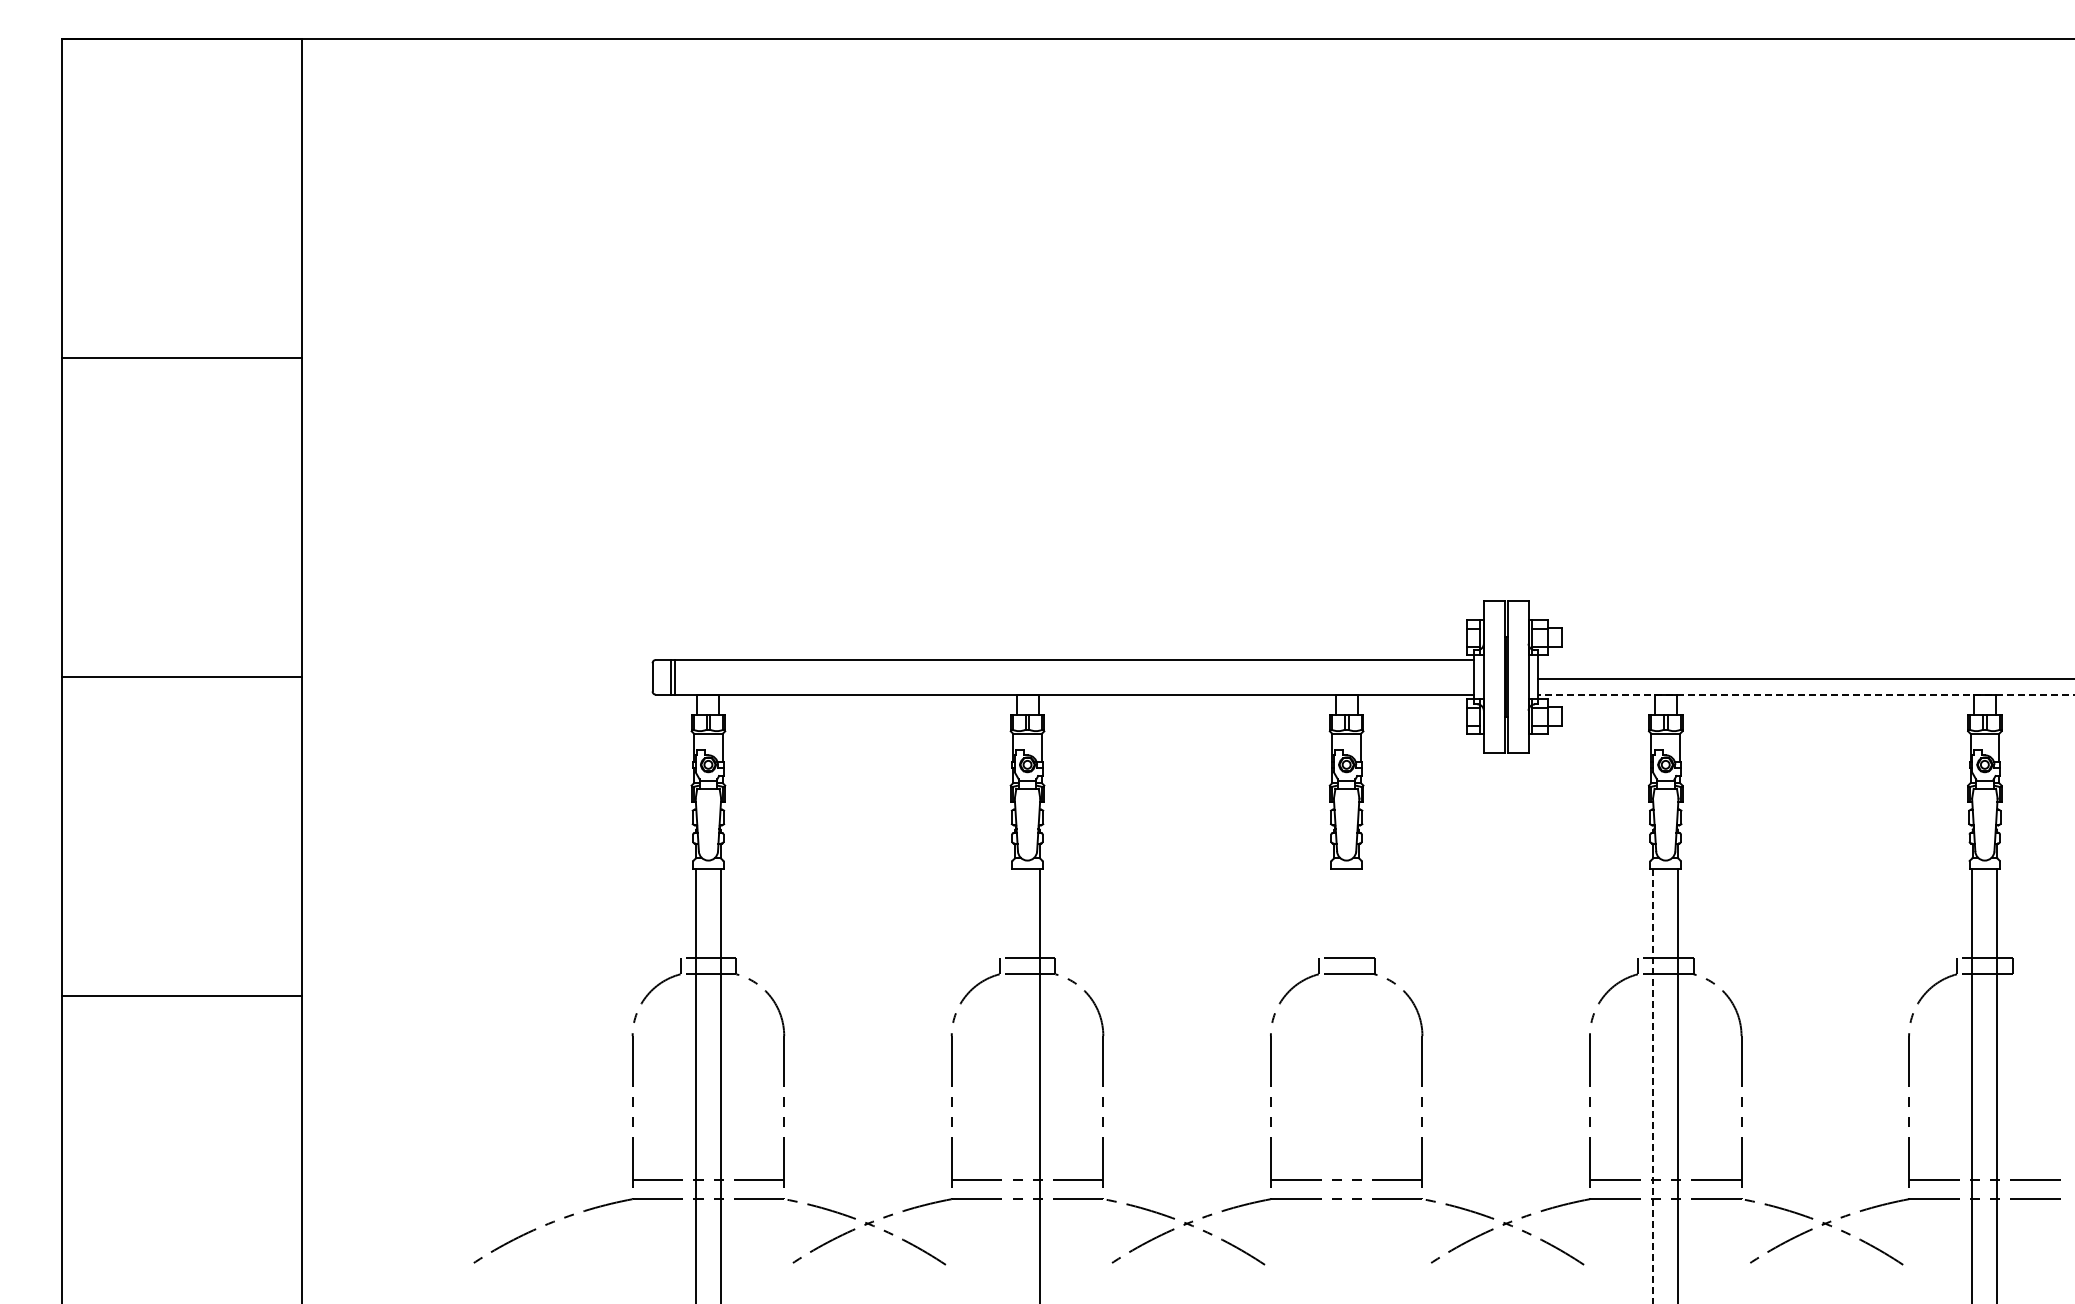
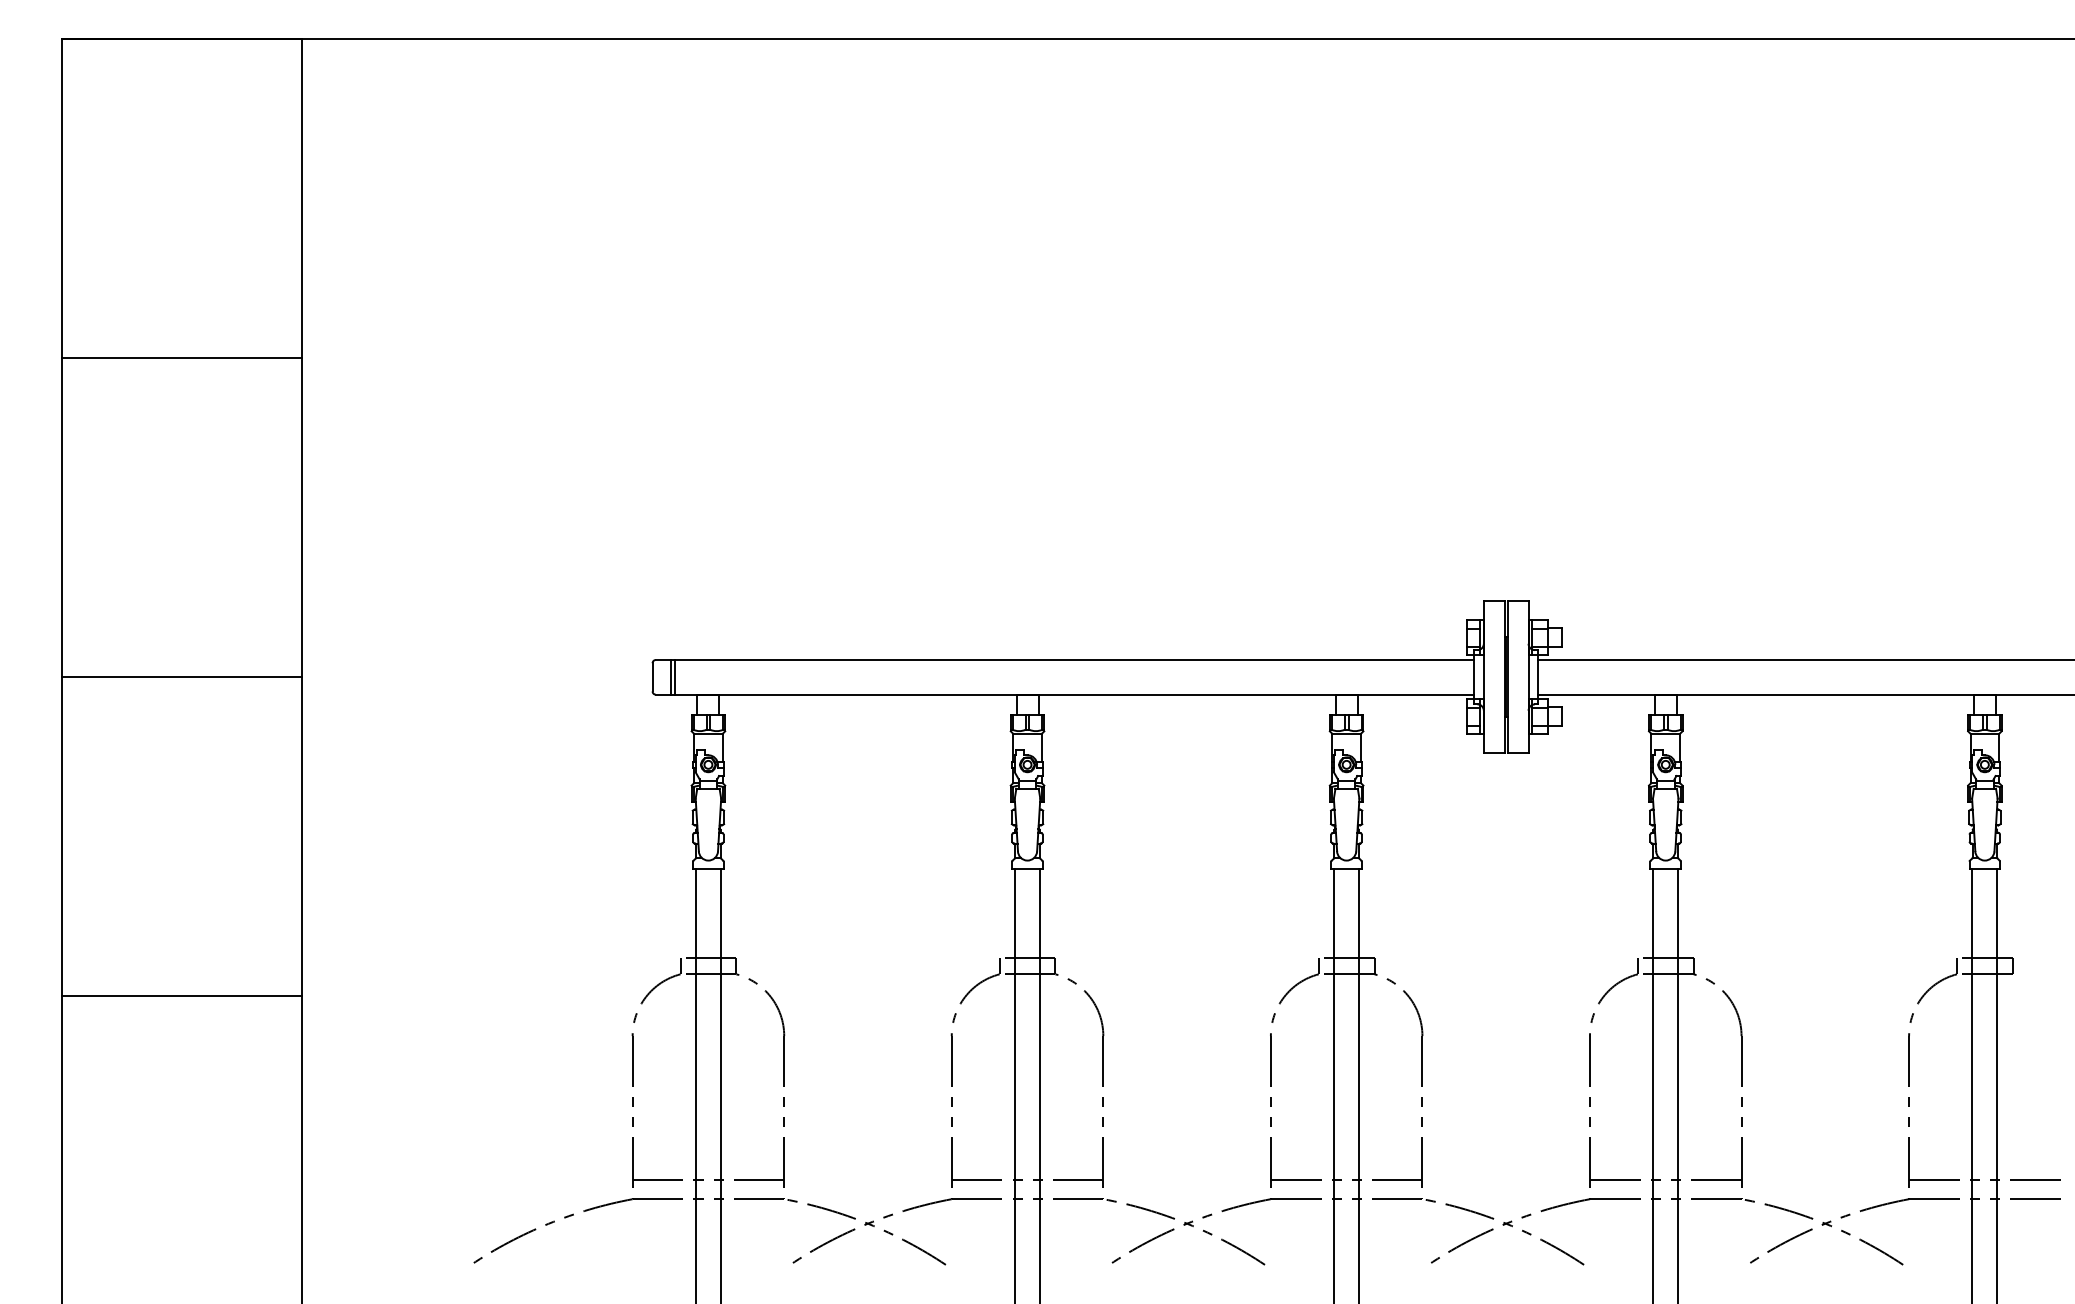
line position: (1804, 679) -> (1804, 660) (1804, 660)
line: dashed -> solid (1806, 694)
line: none -> present (1015, 1084)
line: none -> present (1334, 1084)
line: none -> present (1358, 1084)
line: dashed -> solid (1653, 1086)
